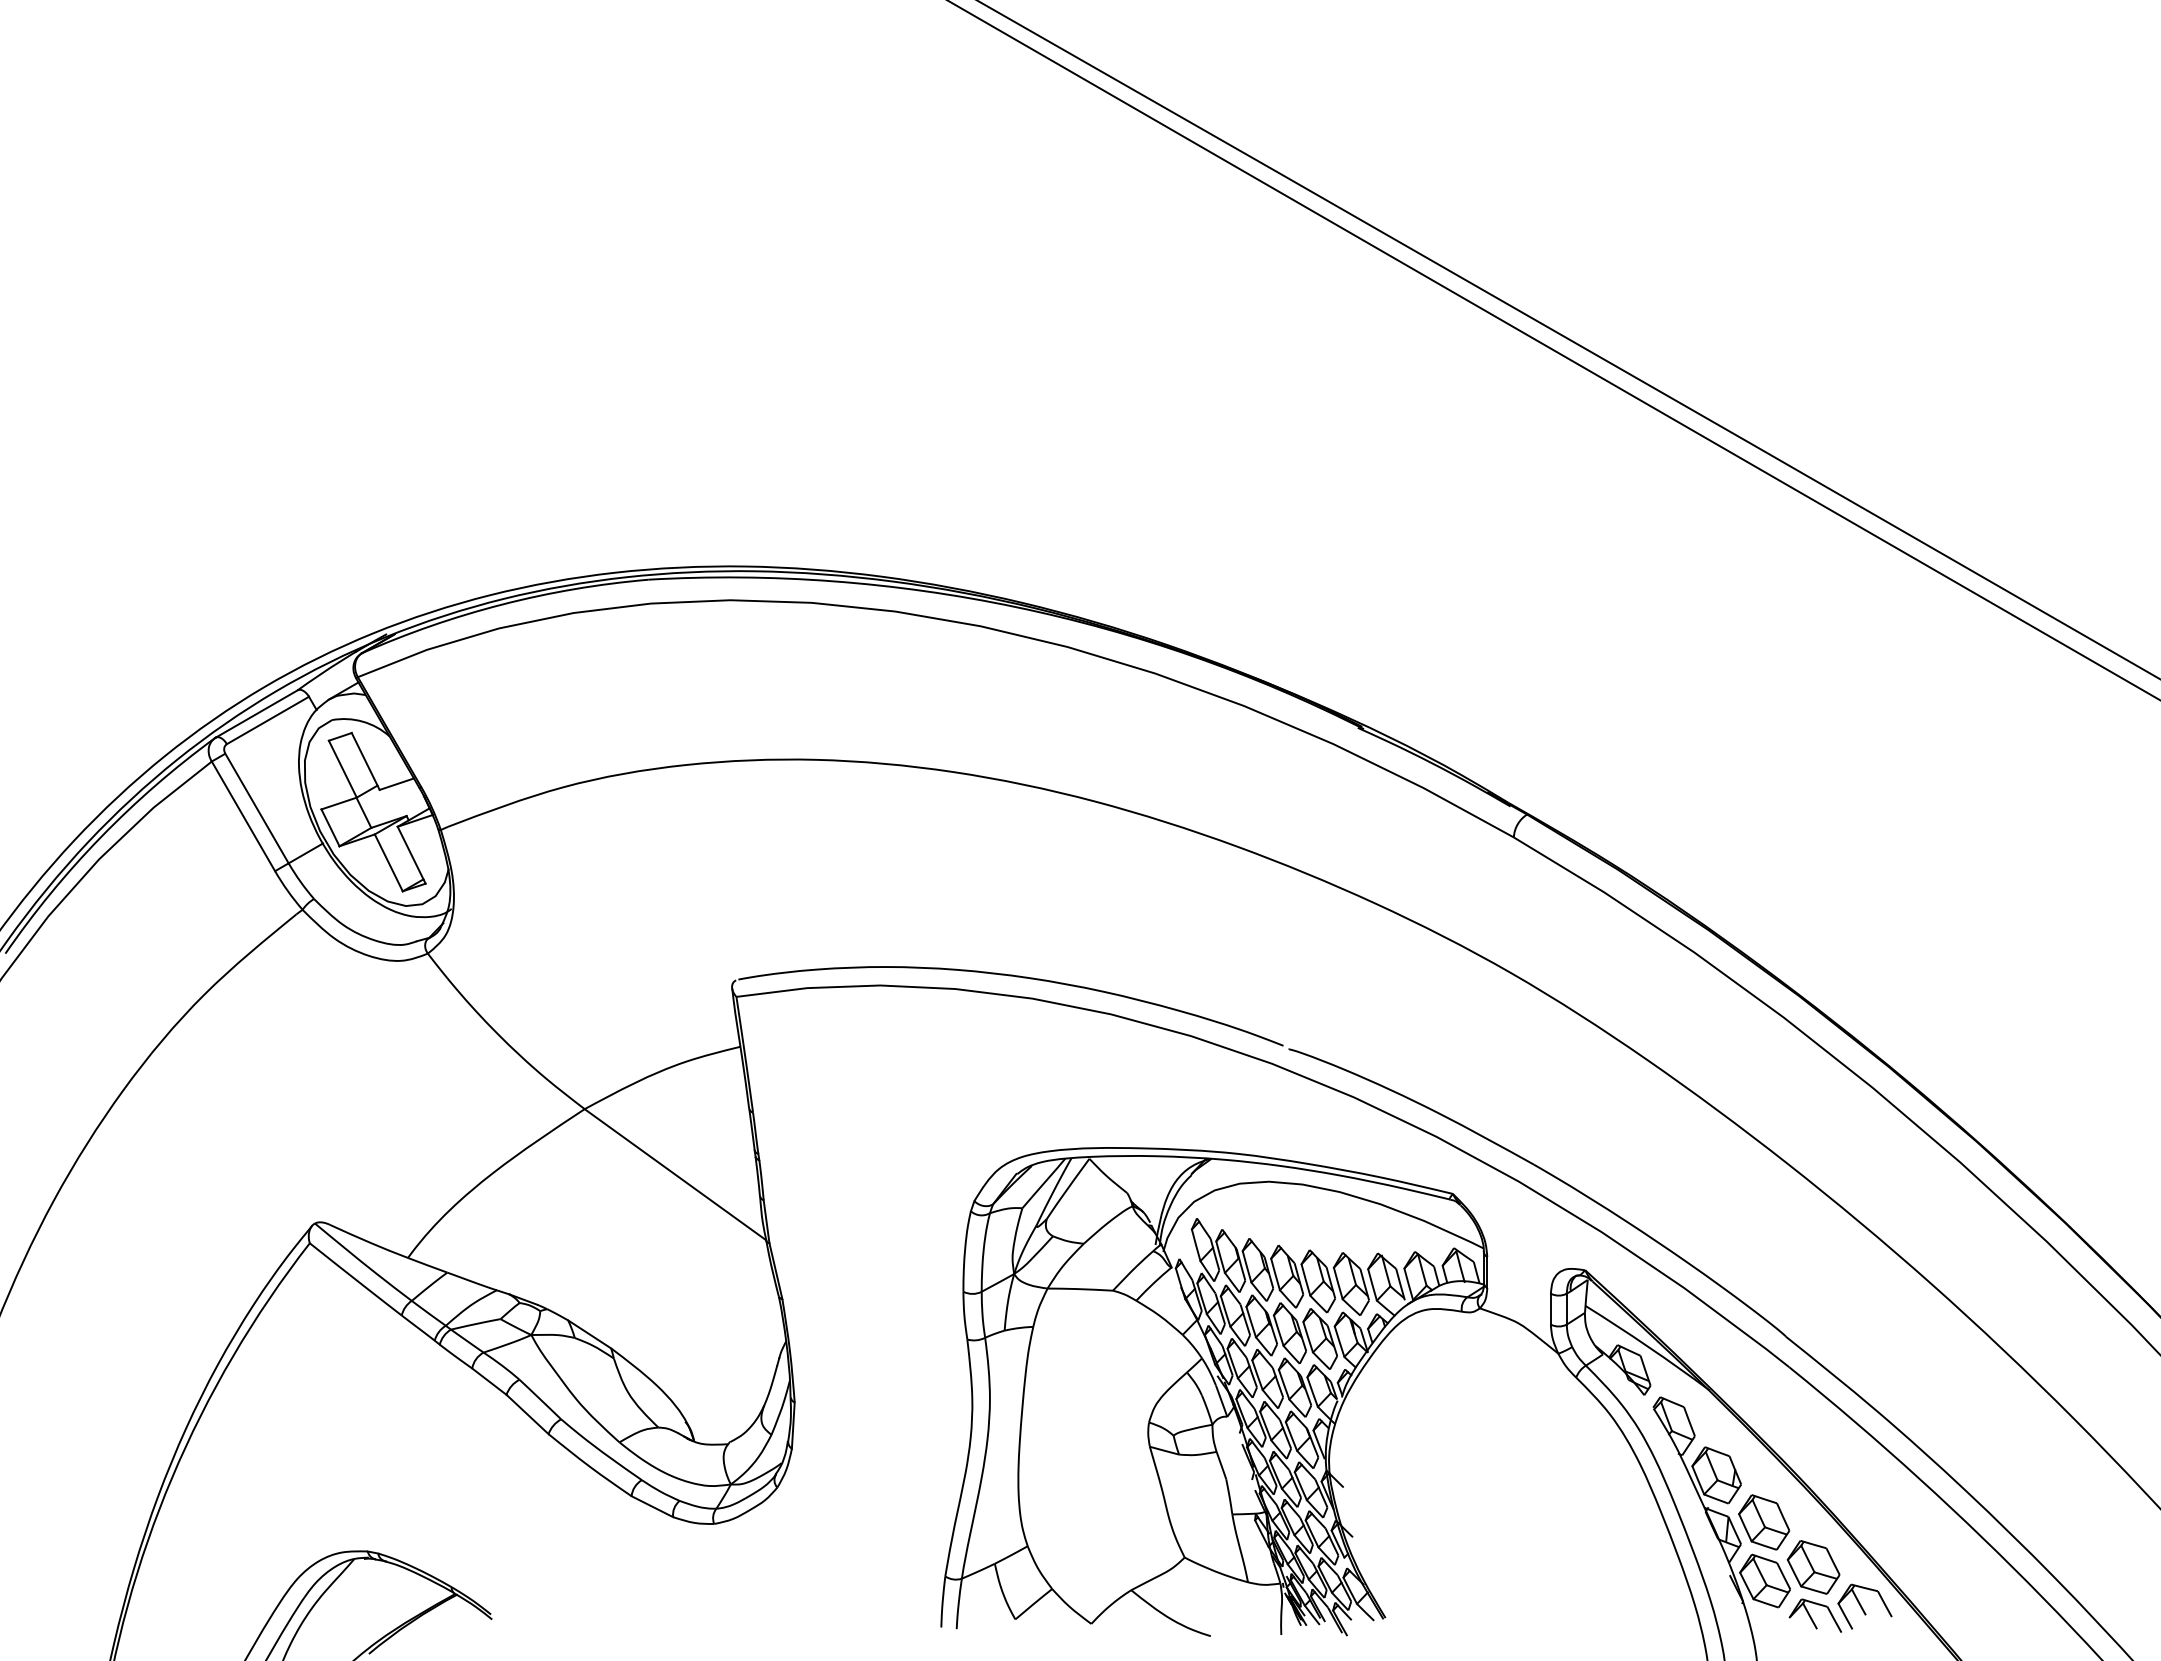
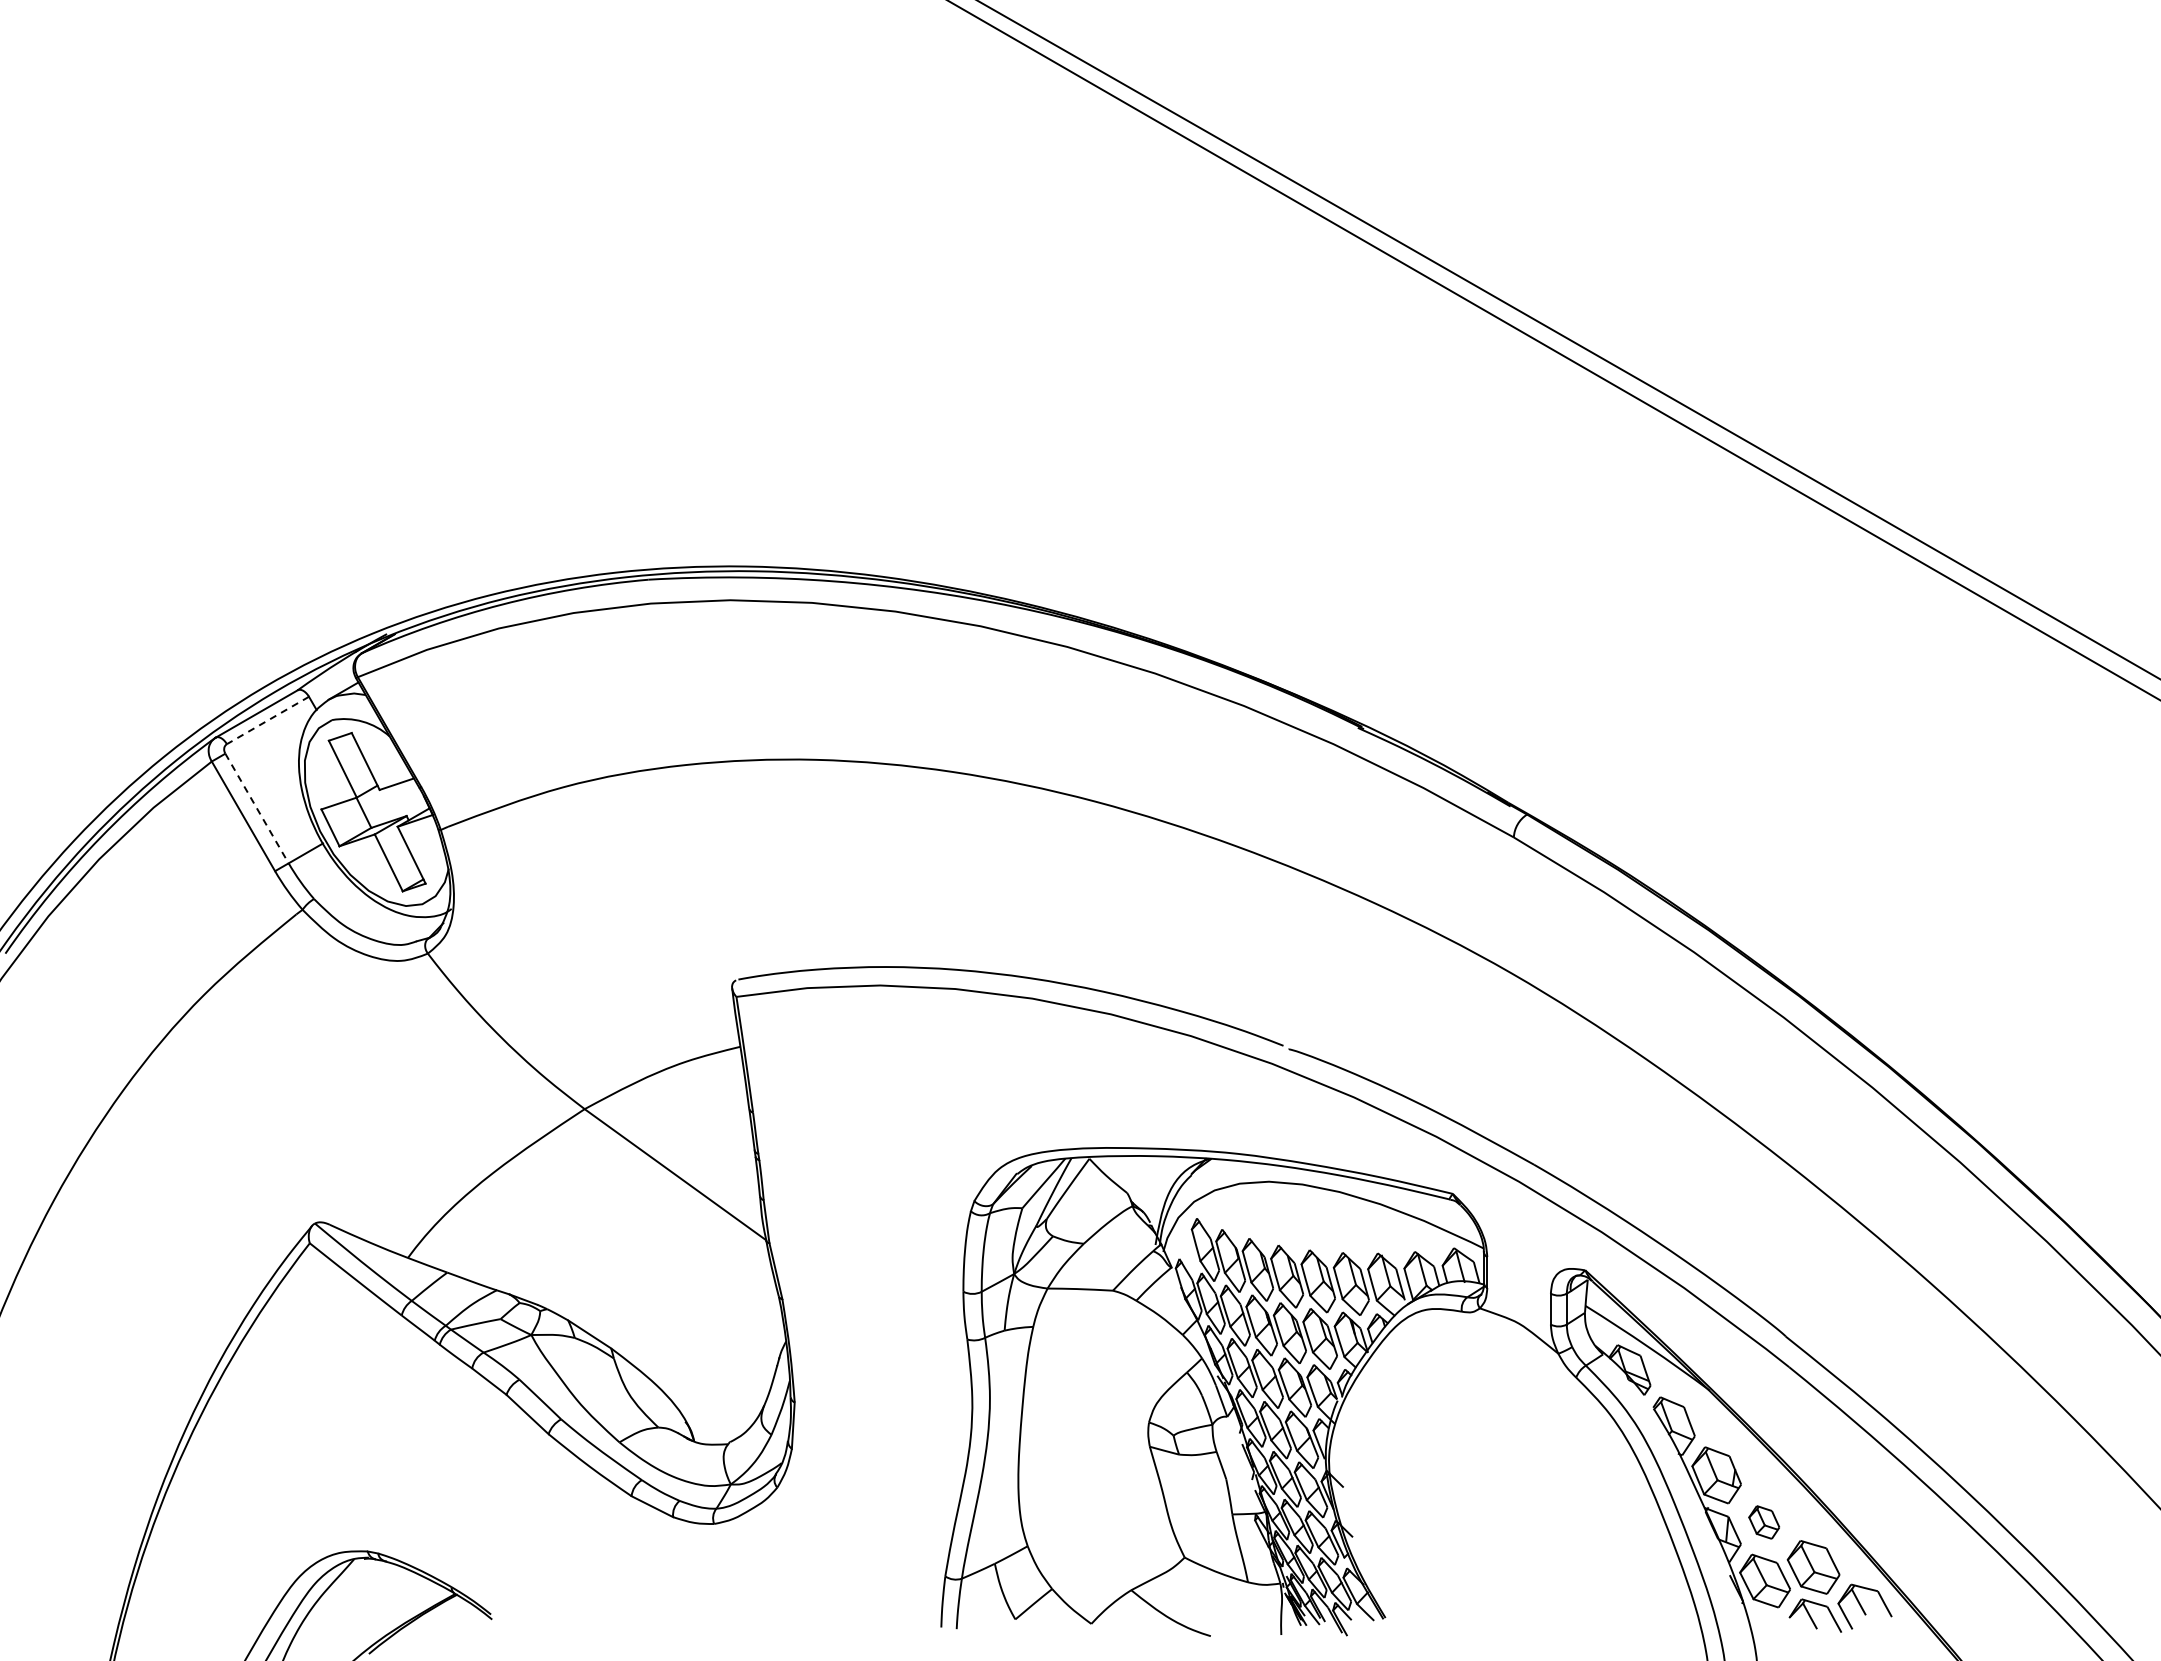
line: solid -> dashed (267, 720)
line: solid -> dashed (257, 808)
part size: 53x57 px -> 33x35 px (1764, 1522)
